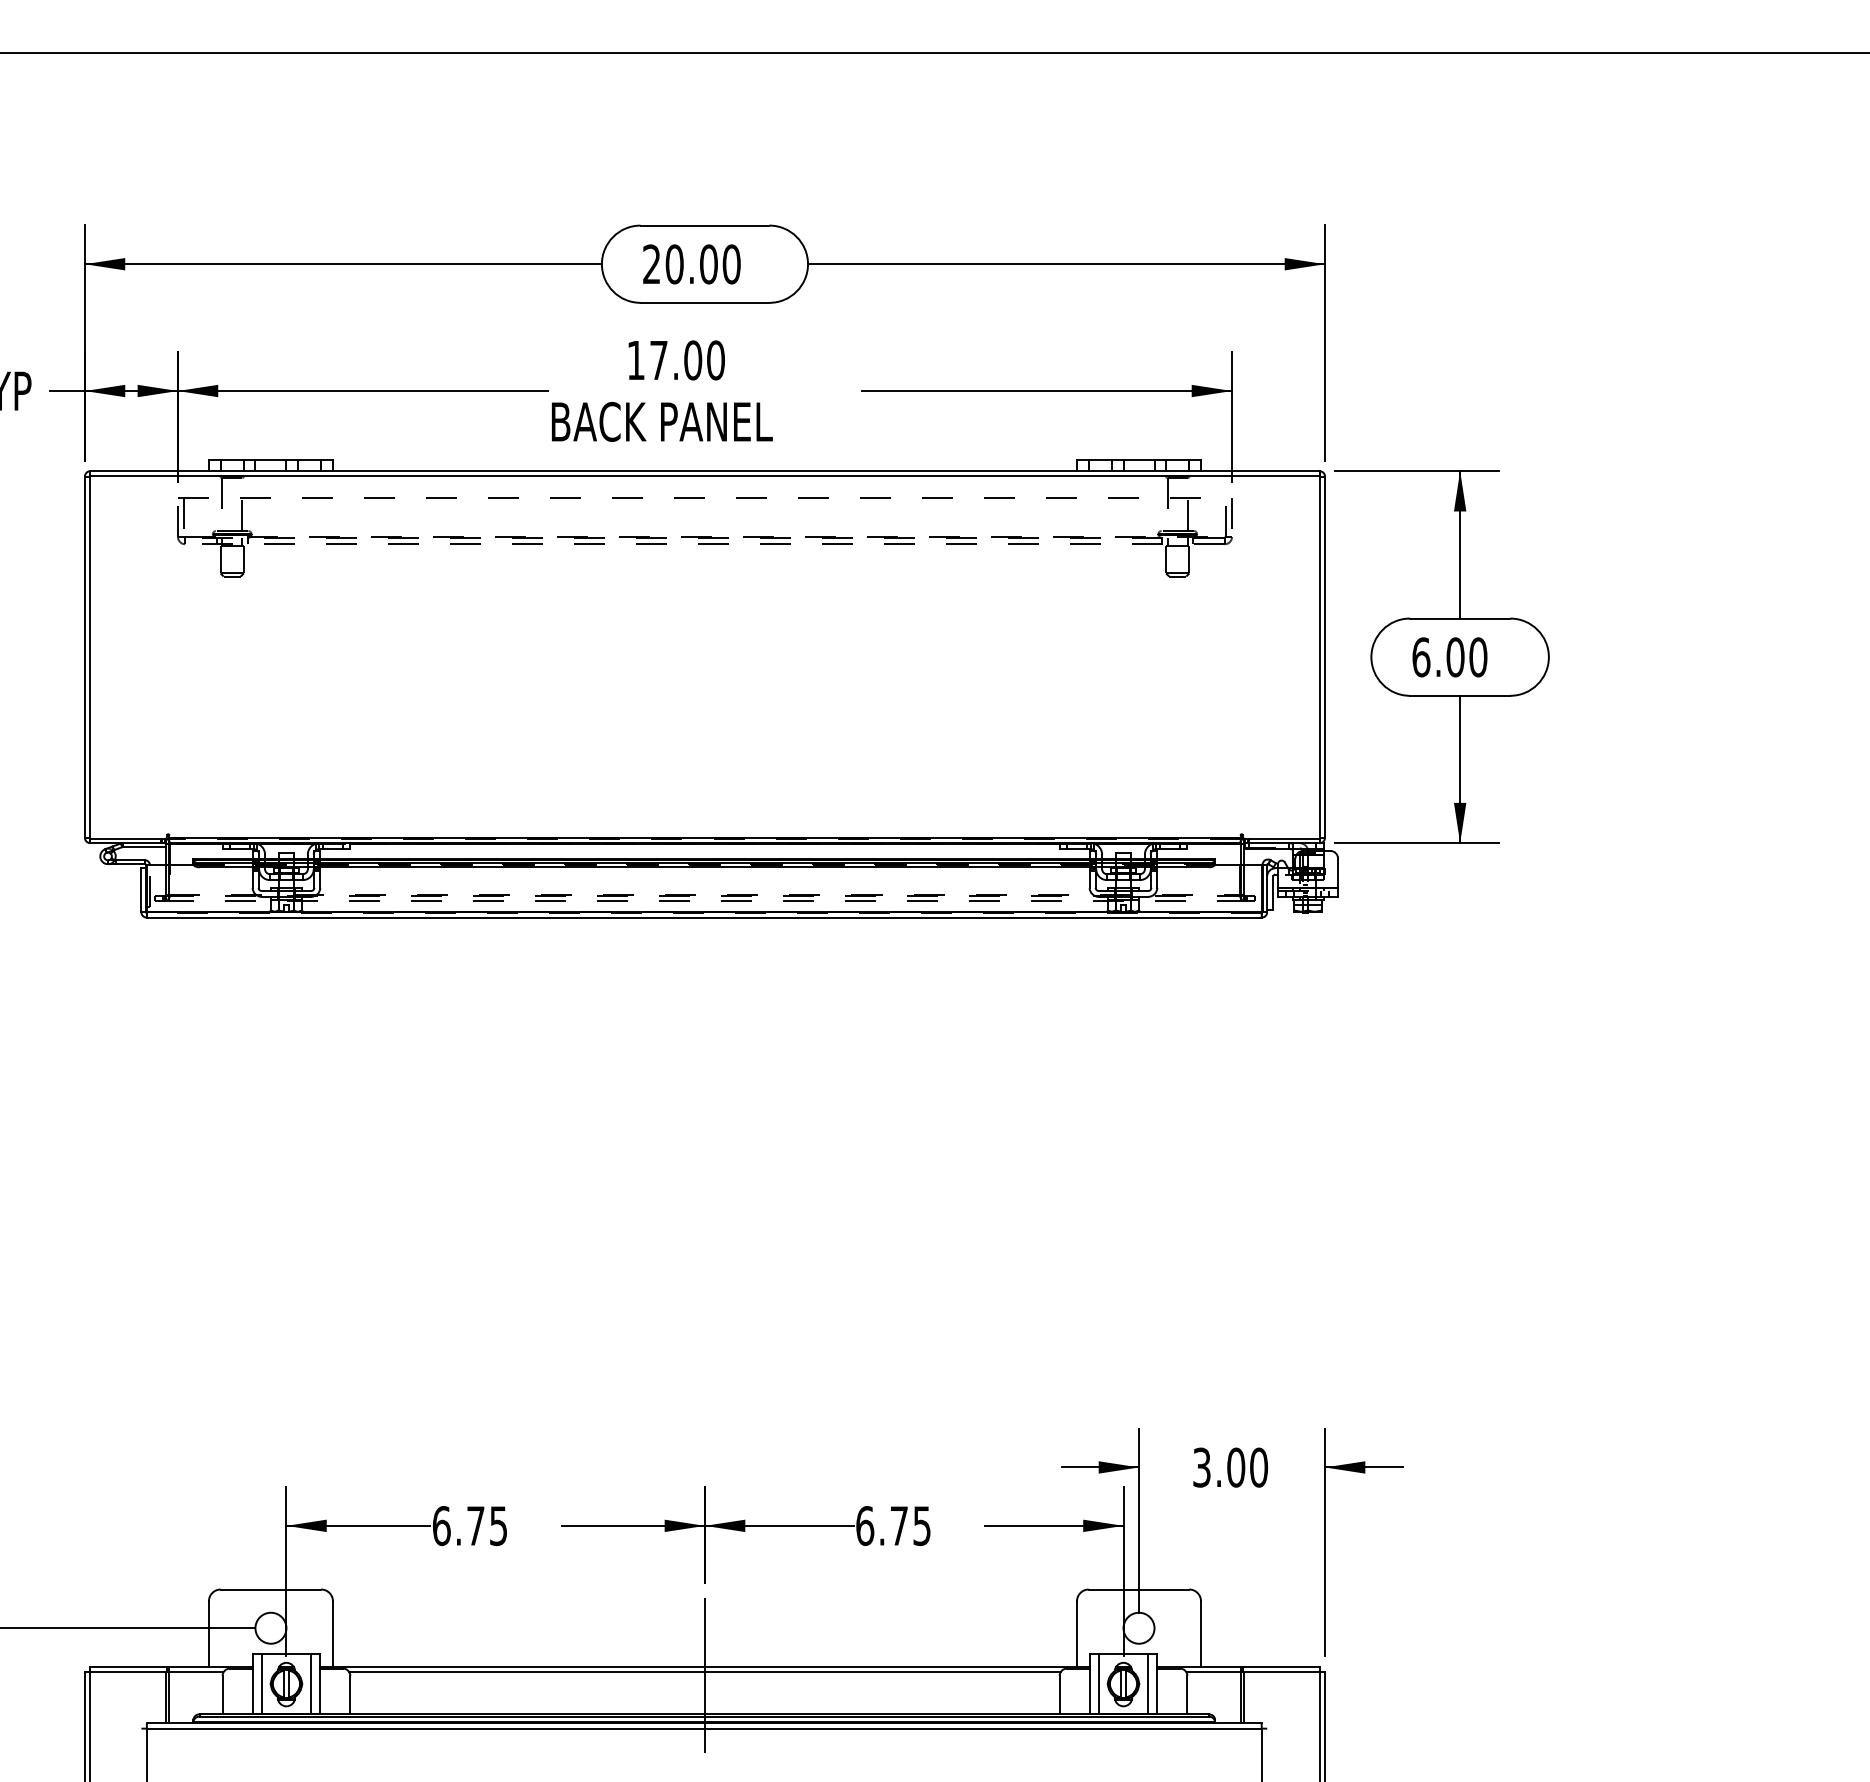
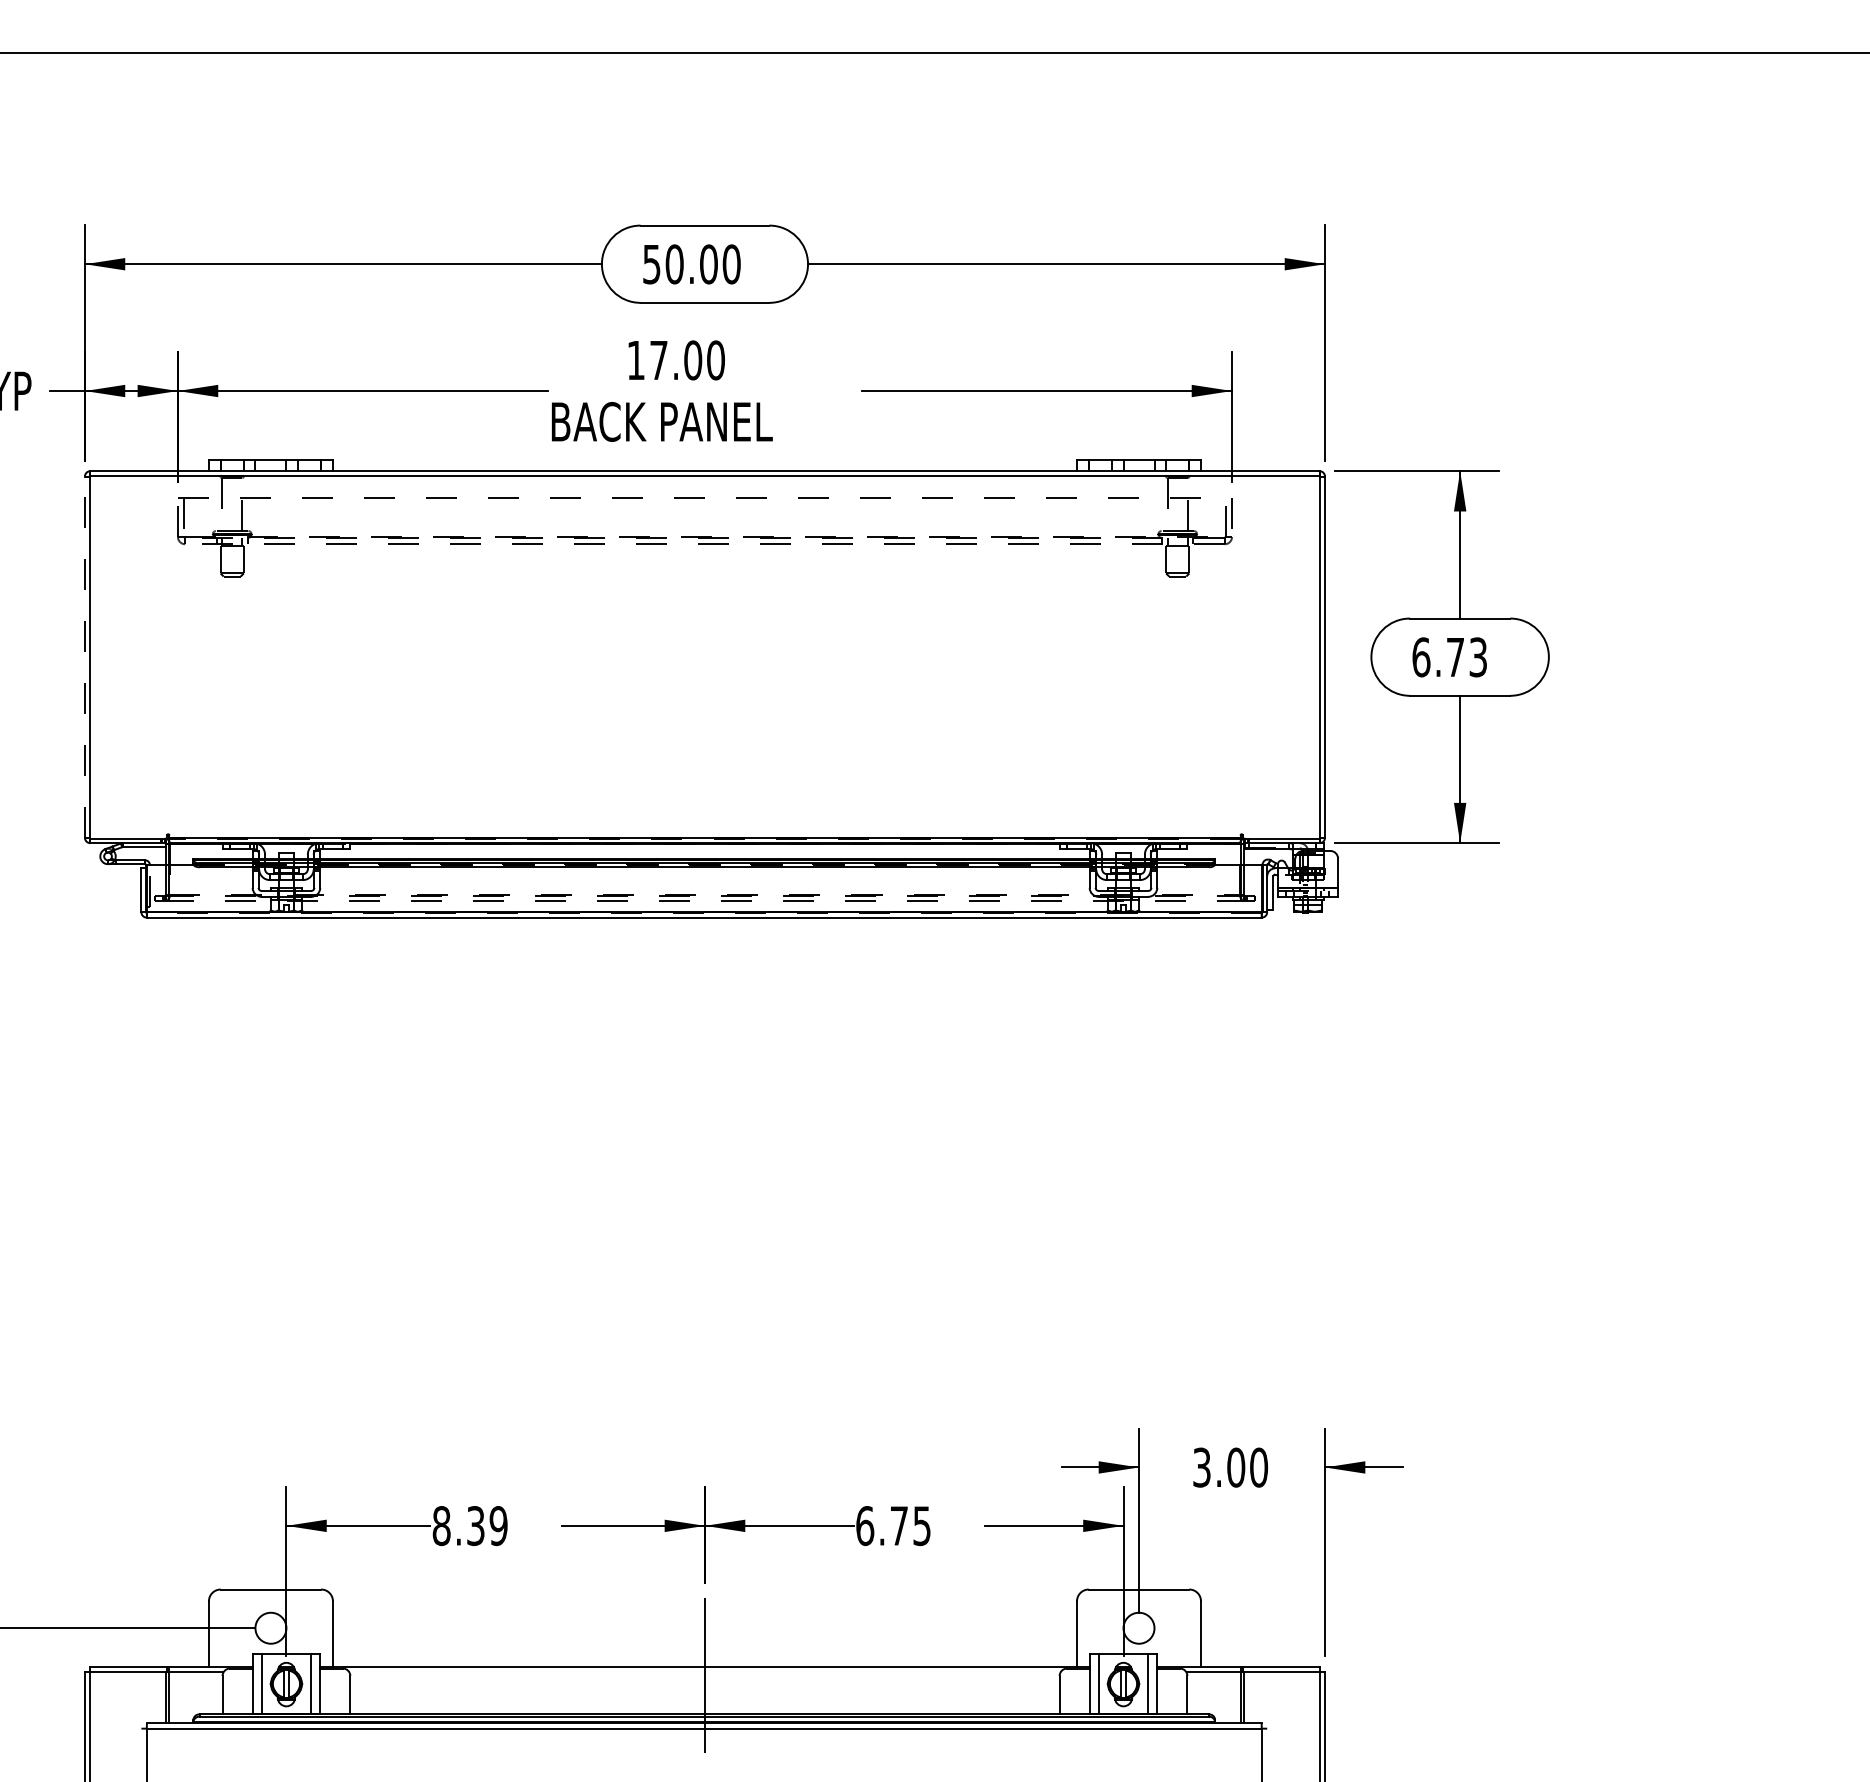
text: 20.00 -> 50.00 (651, 264)
line: solid -> dashed (84, 657)
text: 6.00 -> 6.73 (1466, 657)
text: 6.75 -> 8.39 (469, 1526)
line: present -> none (704, 1672)
